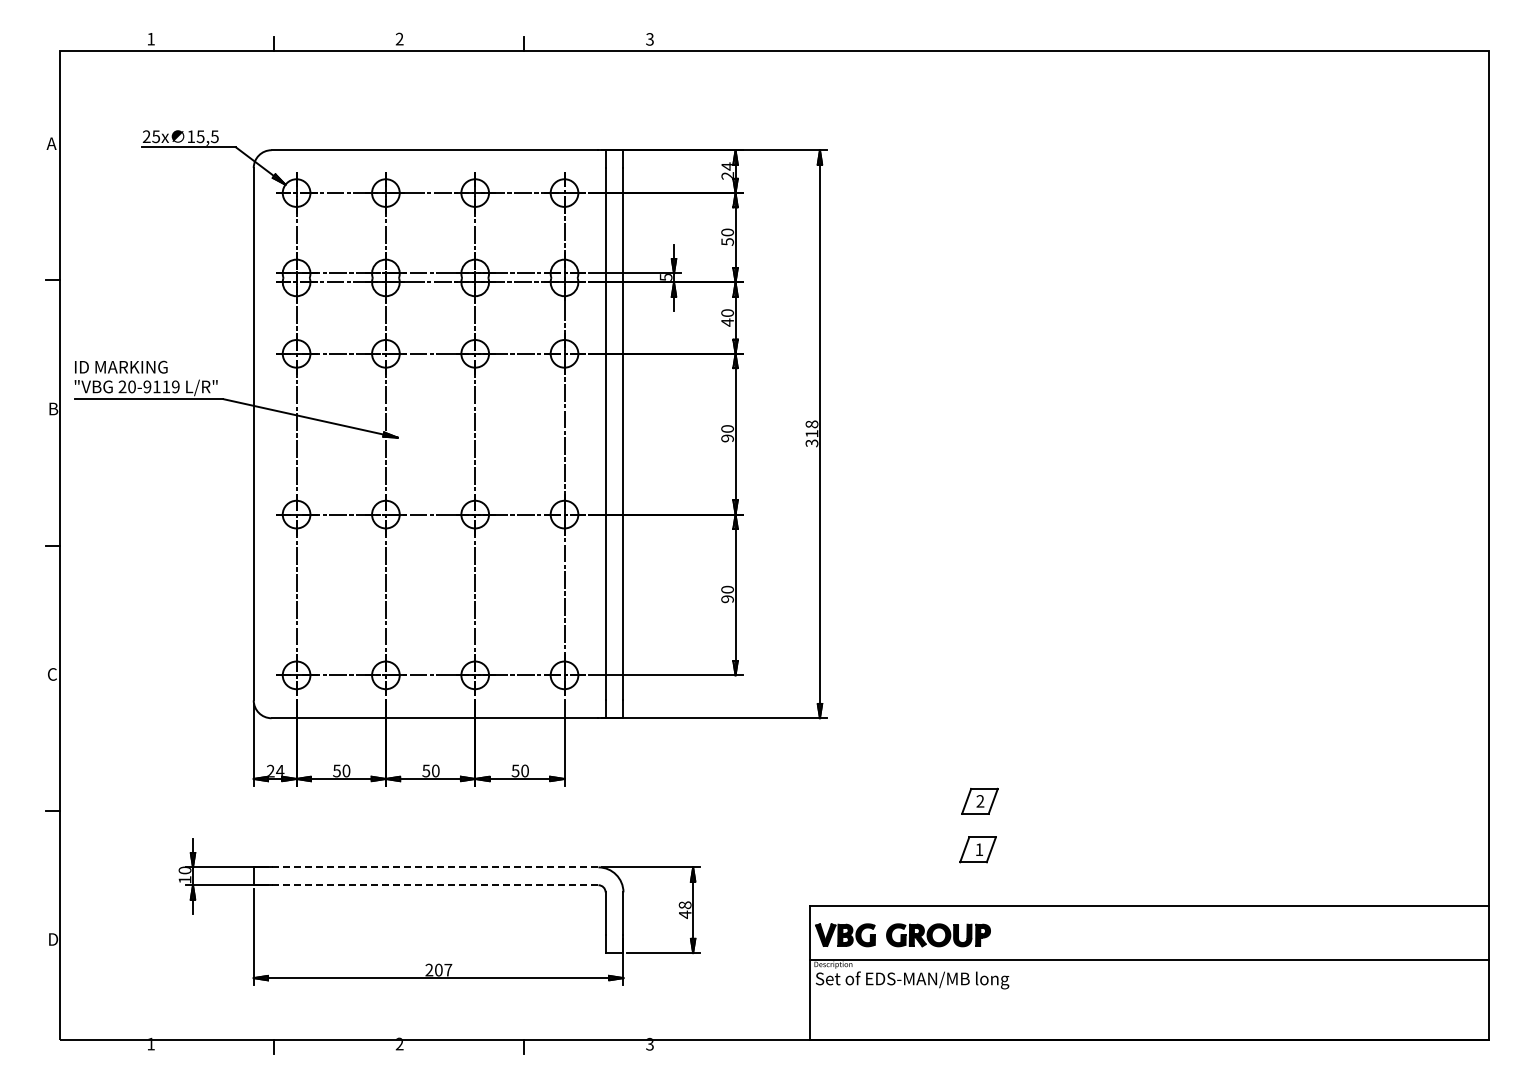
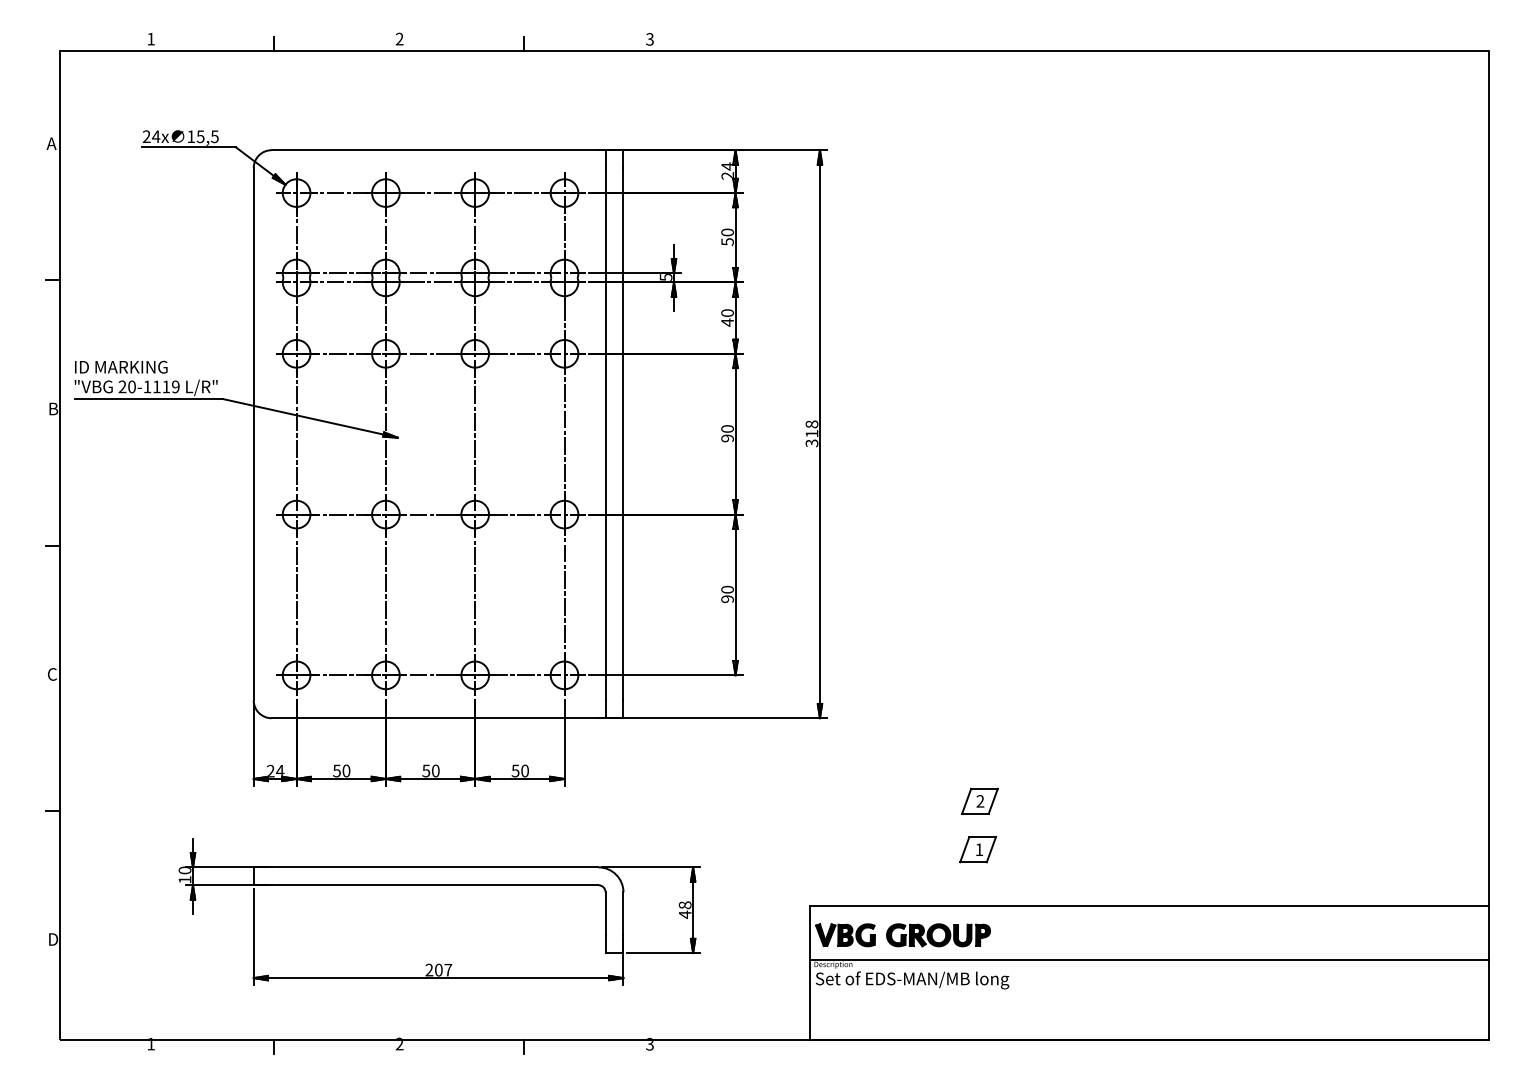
text: 25x -> 24x (156, 136)
text: 20-9119 -> 20-1119 (147, 386)
line: dashed -> solid (434, 867)
line: dashed -> solid (435, 885)
